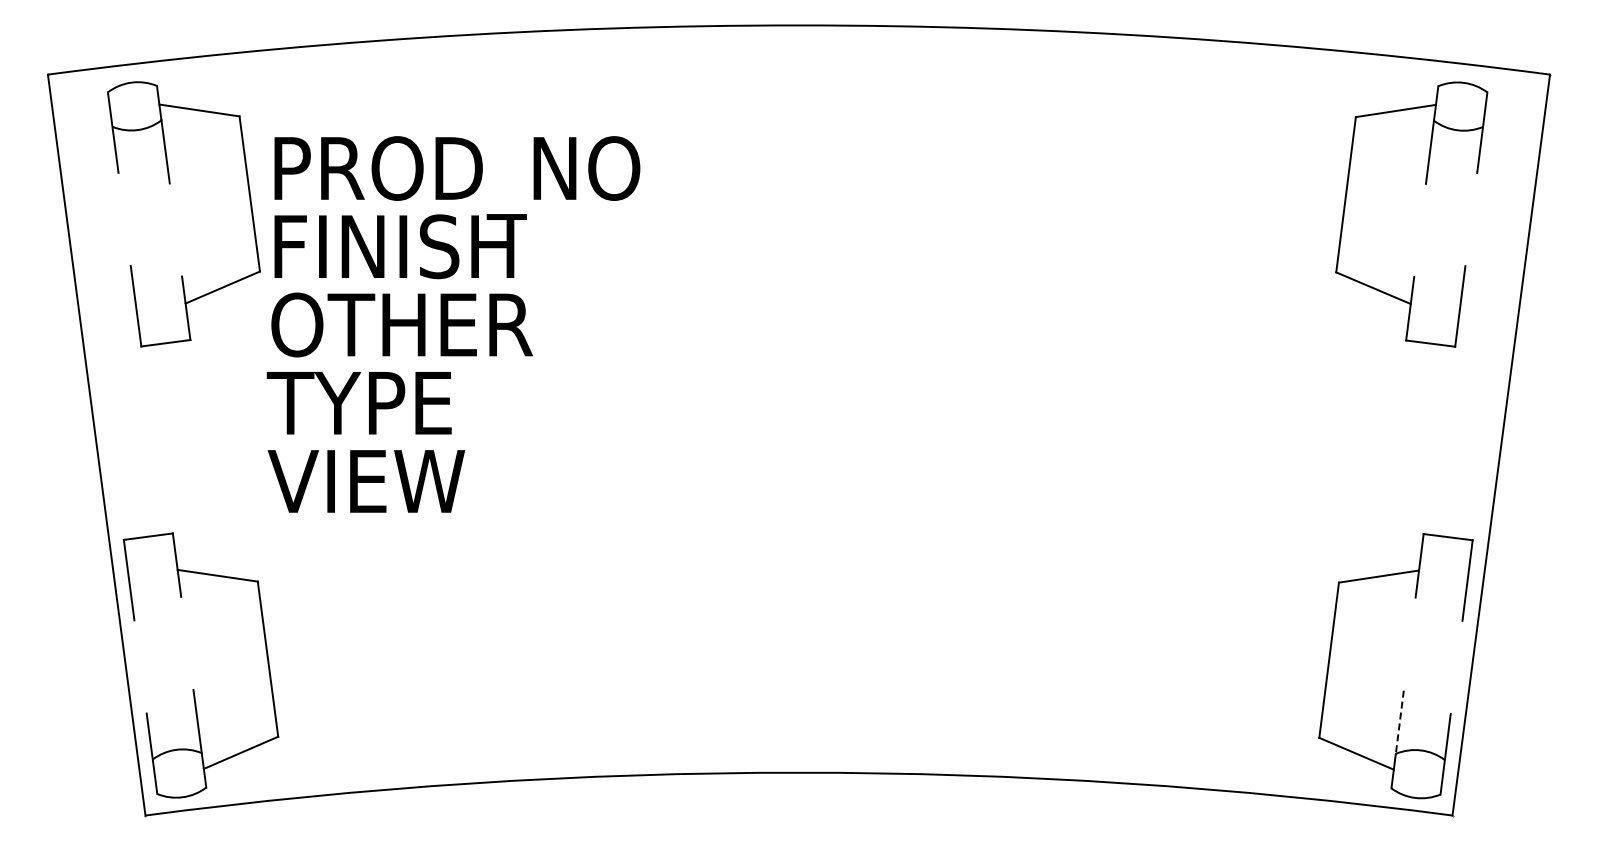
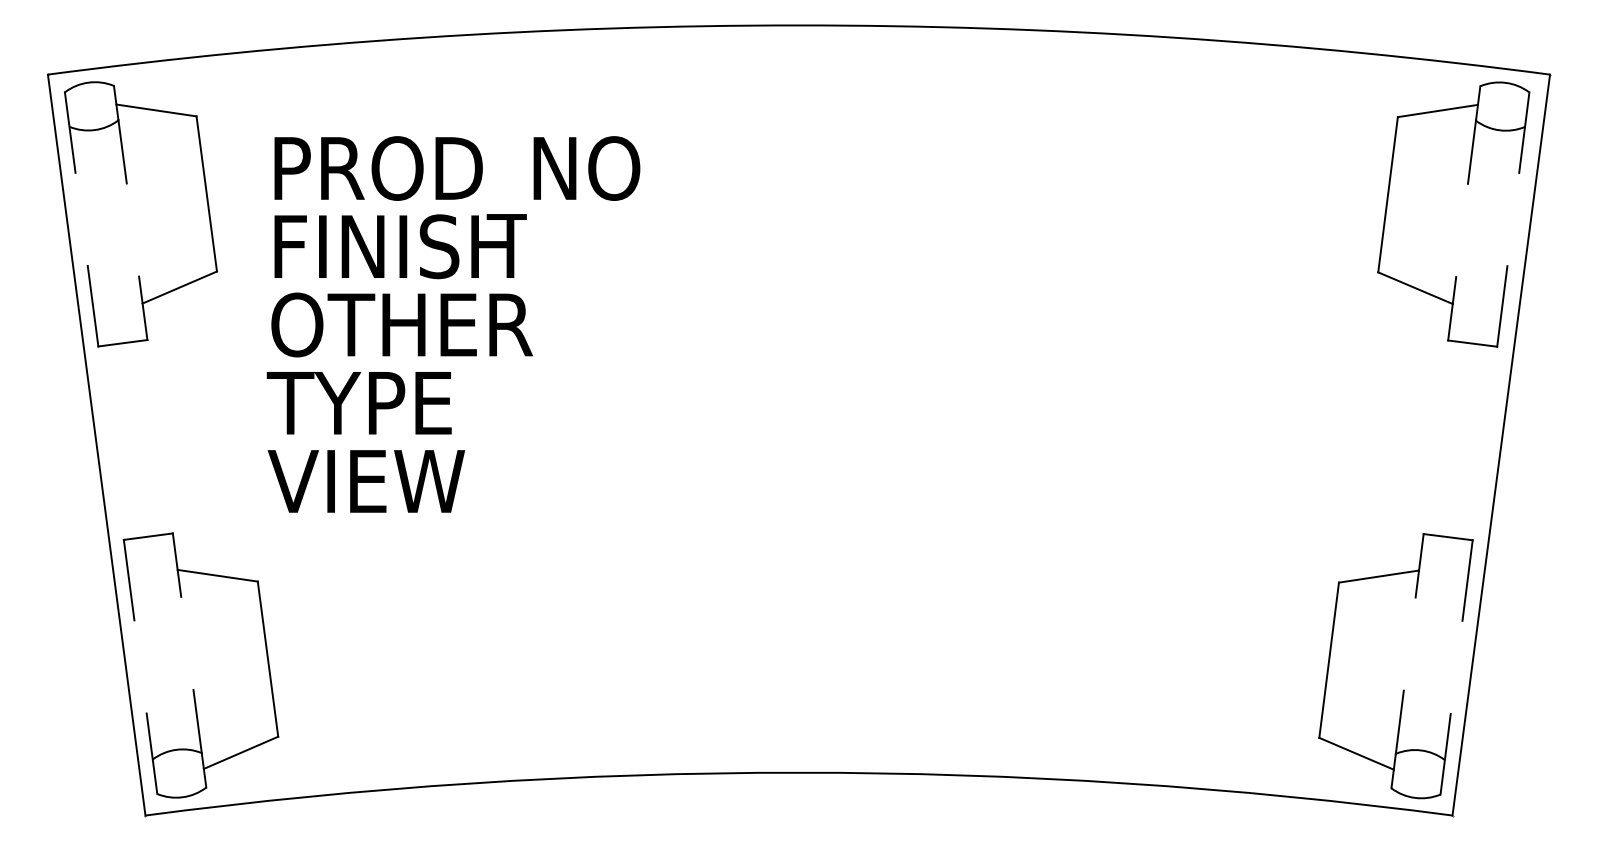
part position: (170, 184) -> (127, 184) (127, 184)
part position: (1425, 184) -> (1467, 184) (1467, 184)
line: dashed -> solid (1399, 722)
